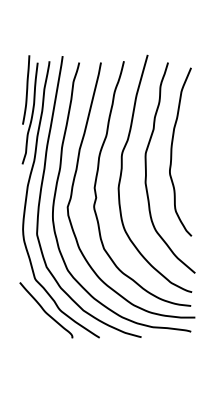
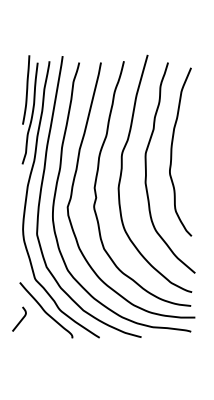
curve: none -> present (20, 319)
